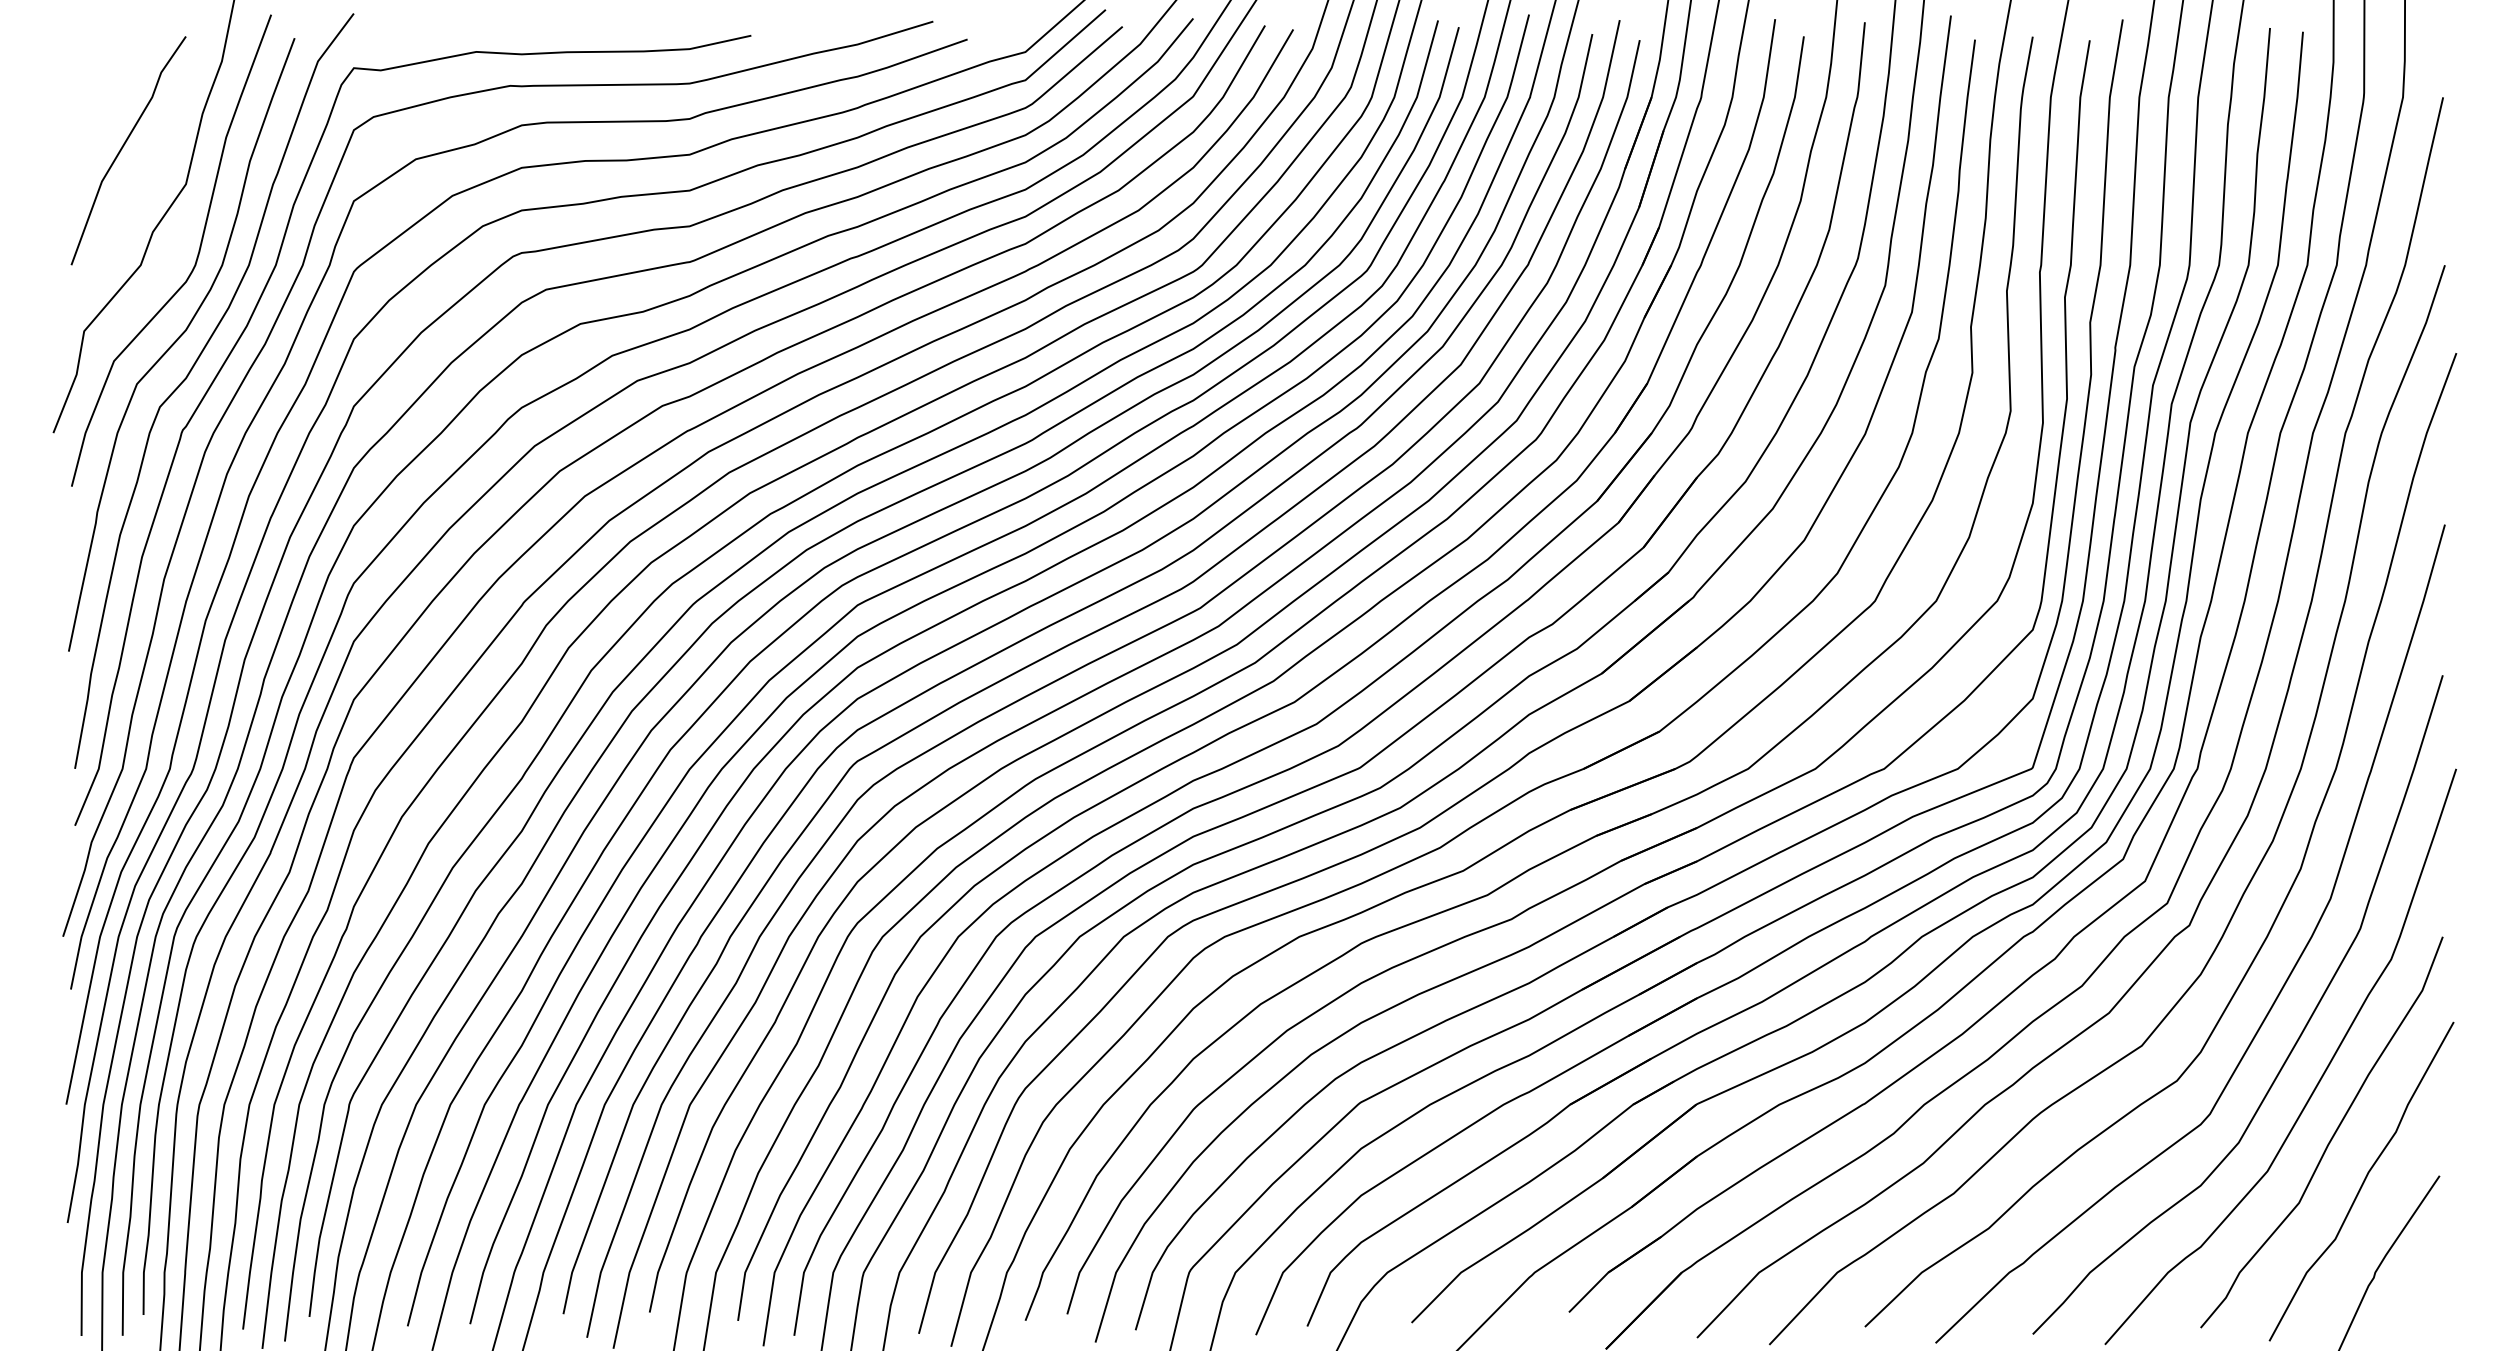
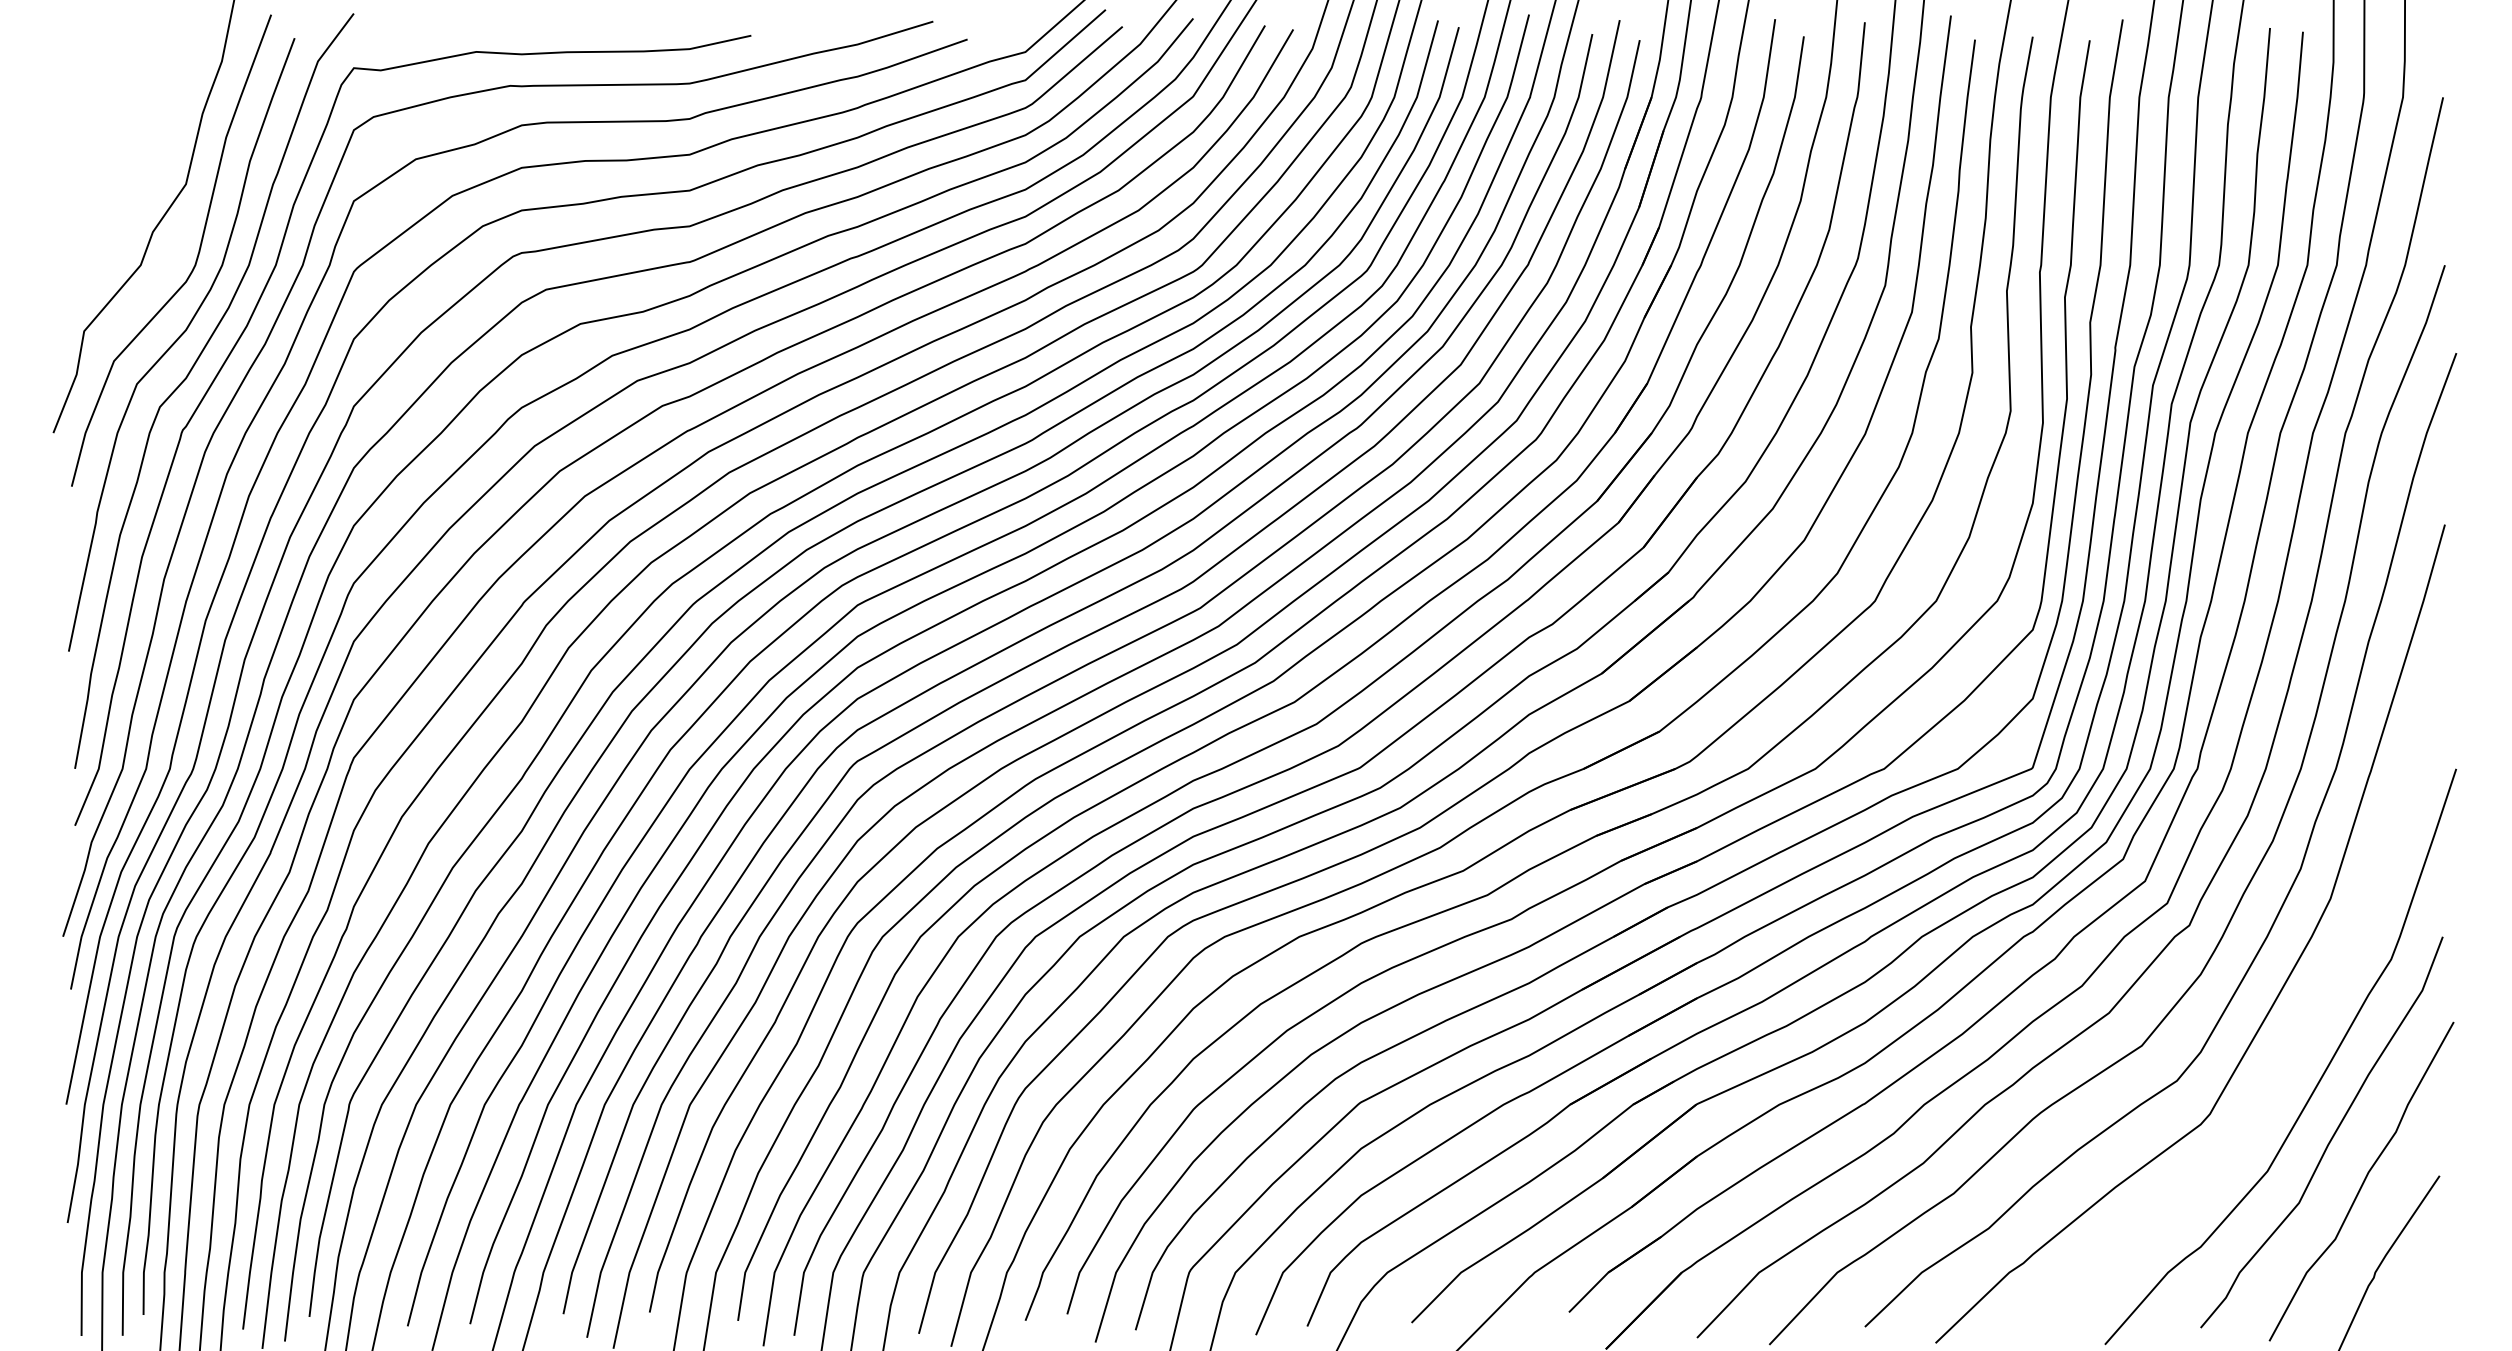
curve: present -> none (123, 147)
curve: present -> none (2297, 1038)
